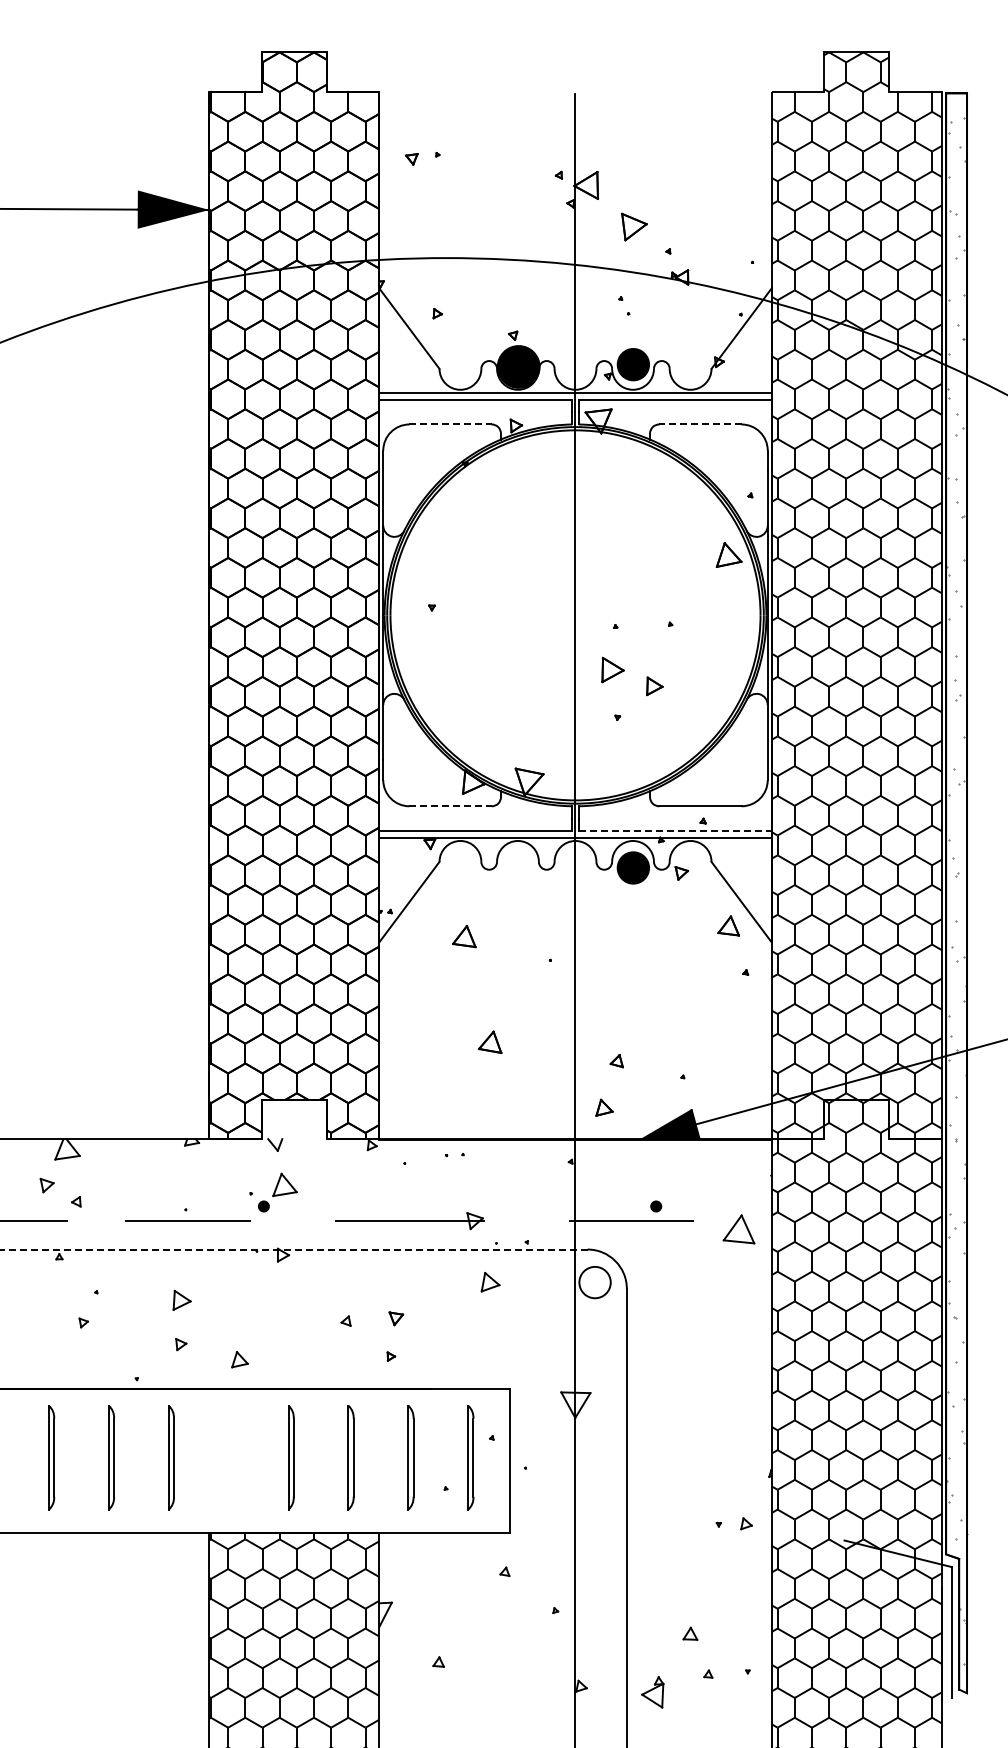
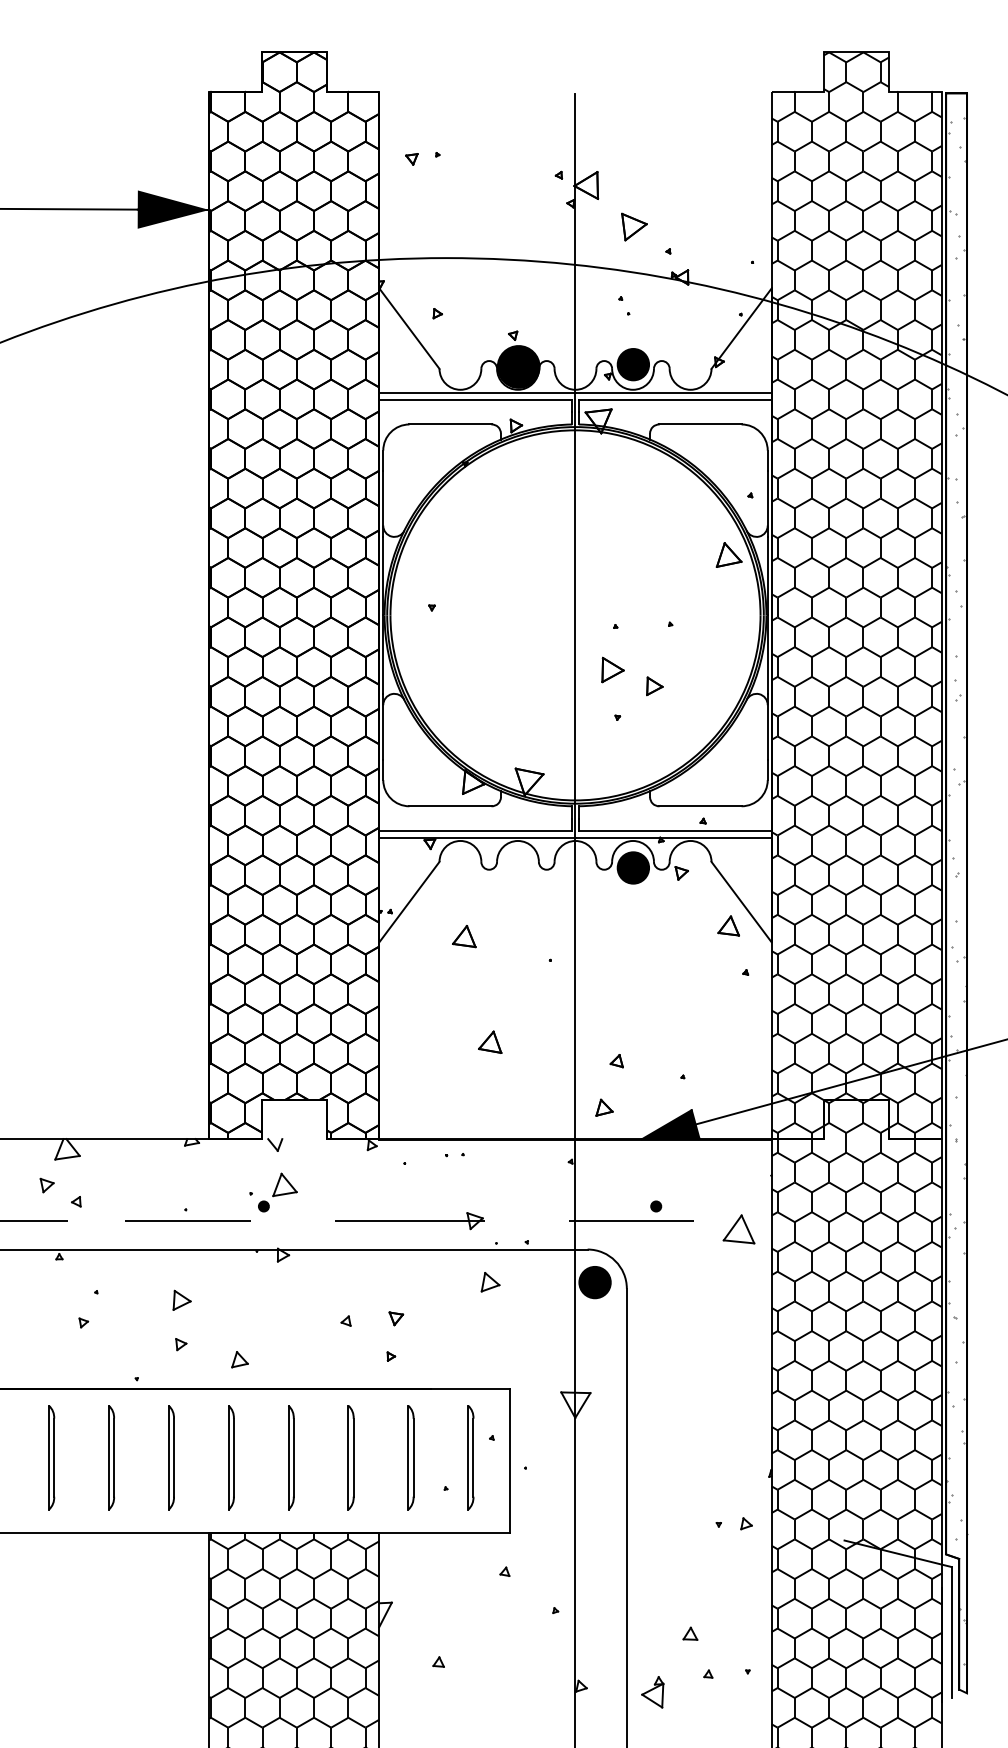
line: dashed -> solid (451, 424)
line: dashed -> solid (699, 424)
line: dashed -> solid (451, 806)
line: dashed -> solid (675, 831)
line: dashed -> solid (293, 1249)
fill: none -> present (594, 1282)
part: none -> present (231, 1457)
